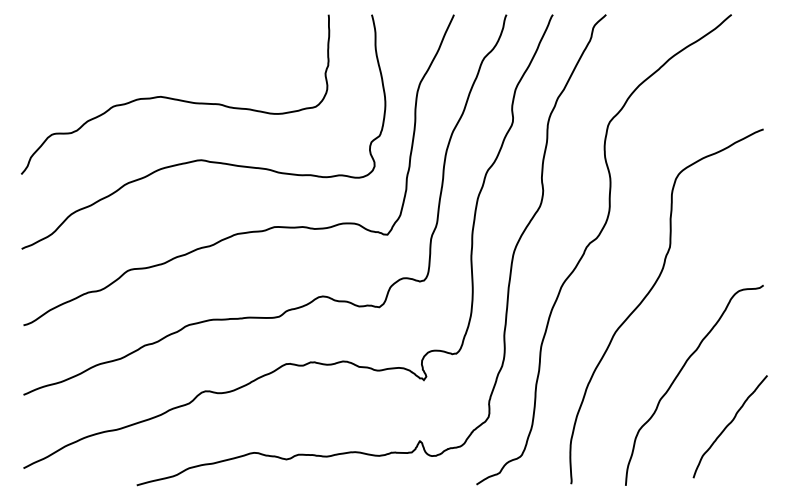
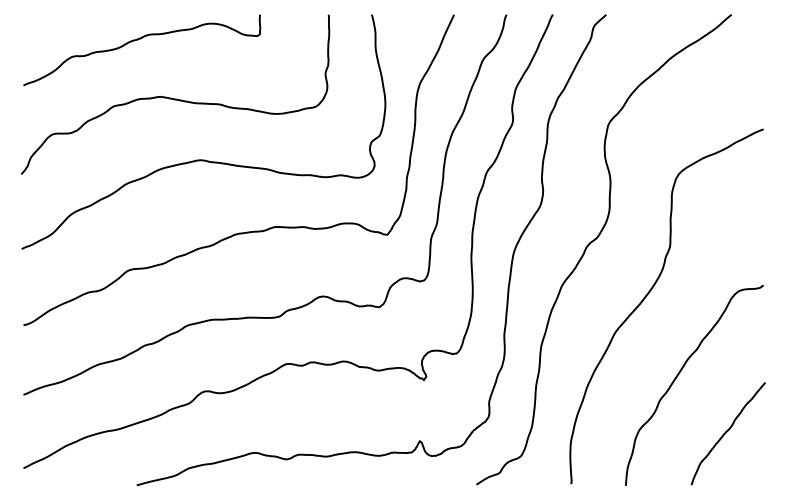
curve: none -> present (138, 40)
curve position: (729, 425) -> (727, 432) (727, 432)
